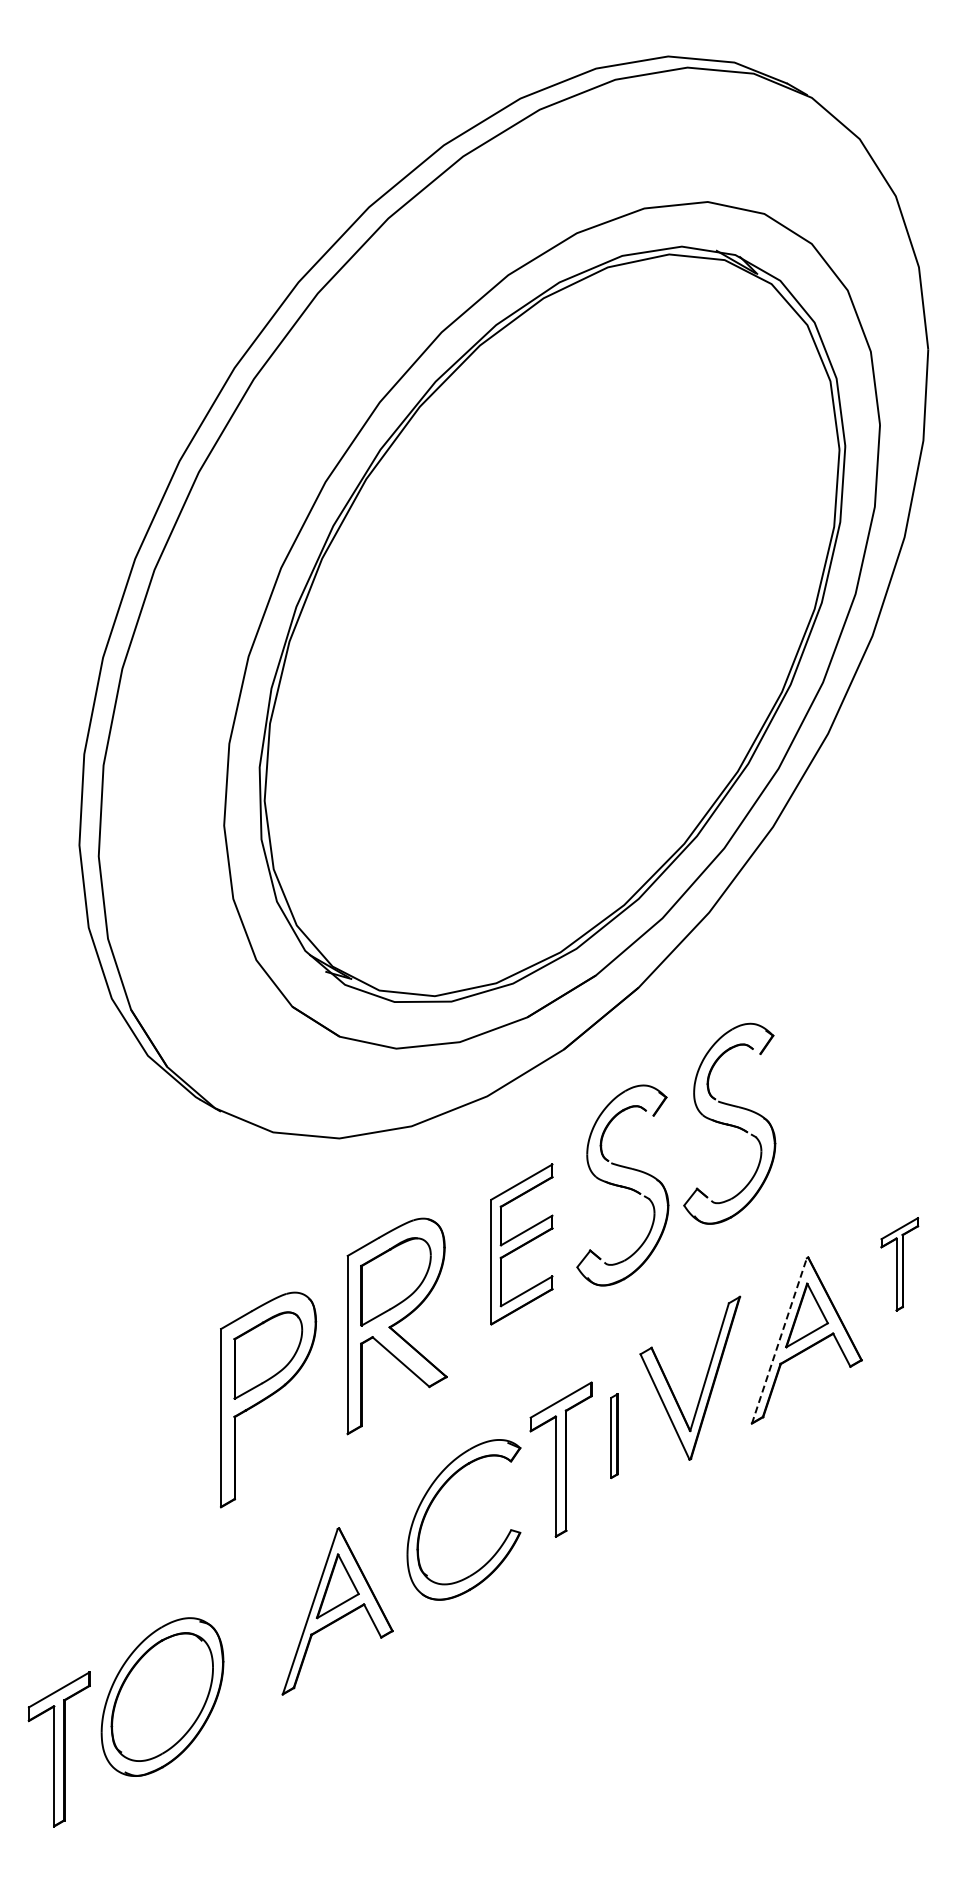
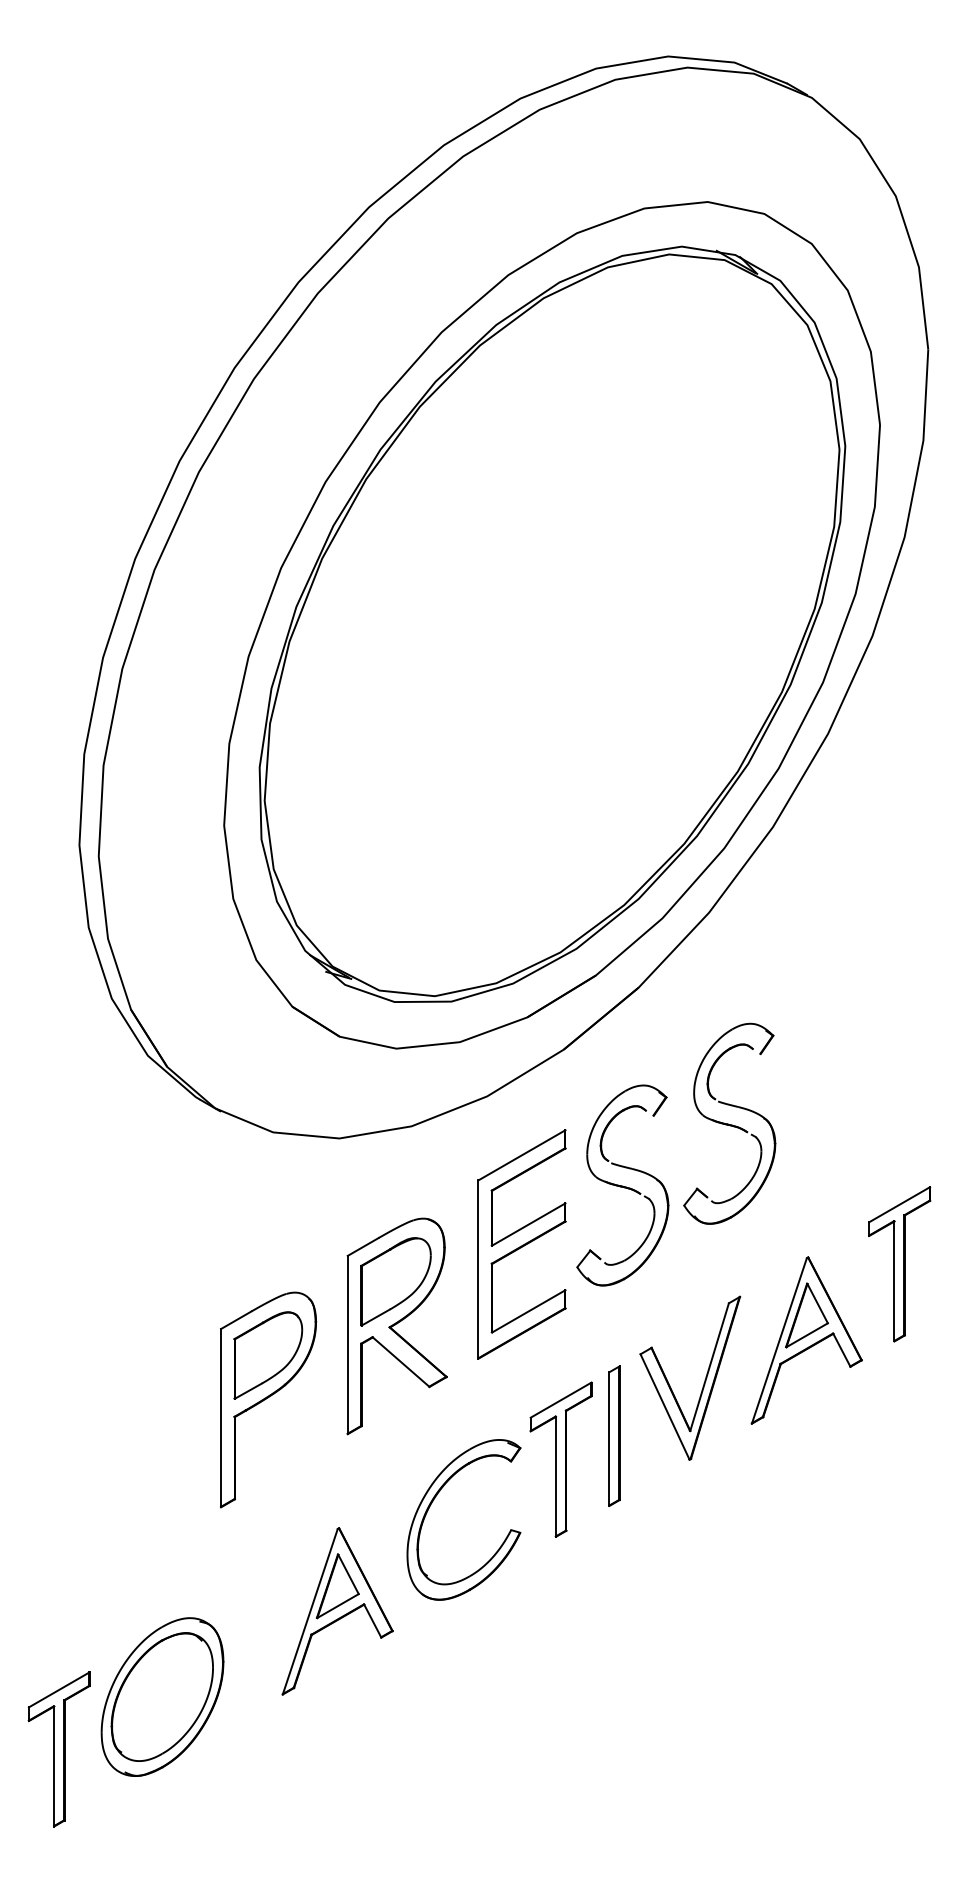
part size: 64x163 px -> 90x231 px (521, 1244)
part size: 40x95 px -> 64x157 px (899, 1264)
line: dashed -> solid (779, 1340)
part size: 9x86 px -> 13x142 px (614, 1435)
